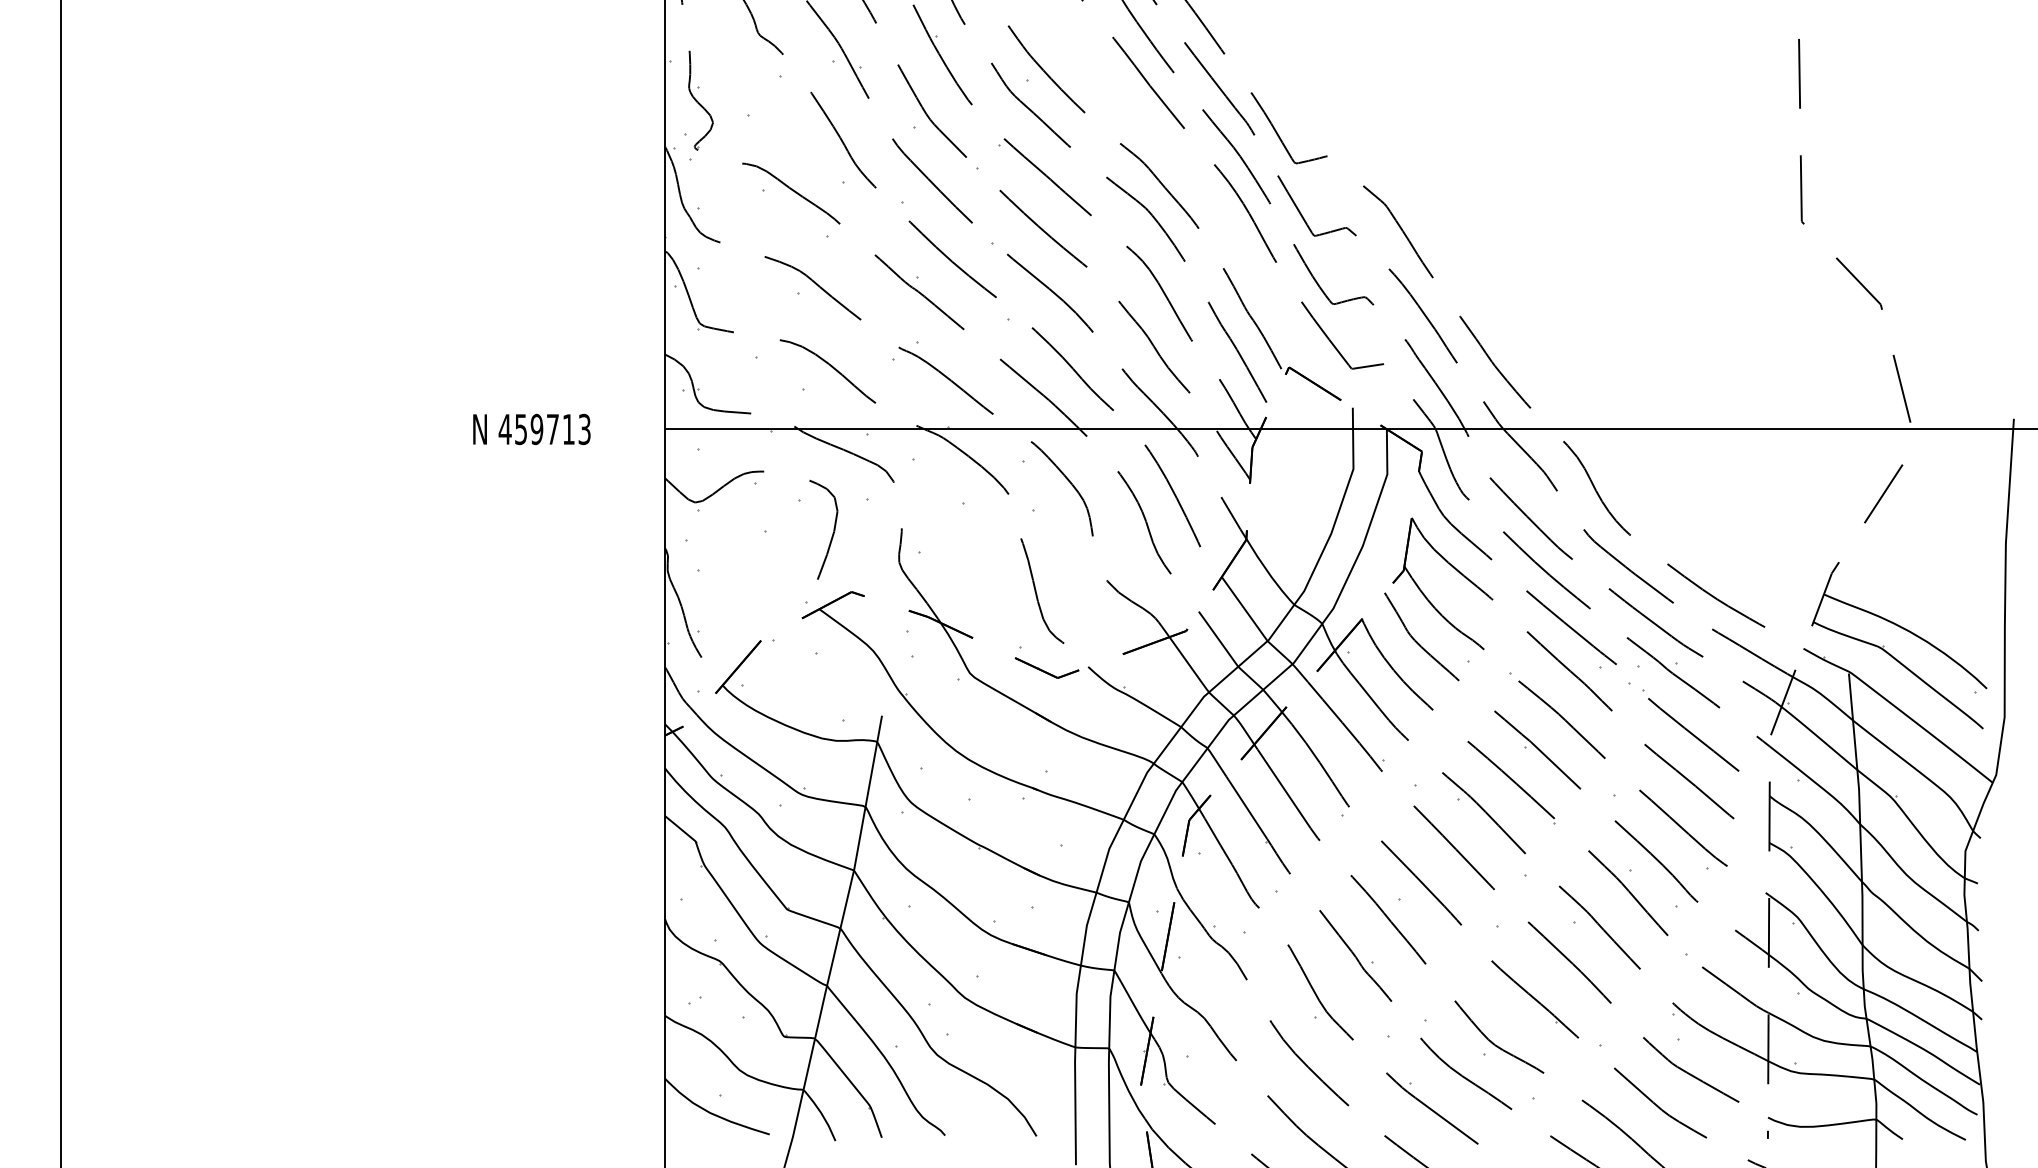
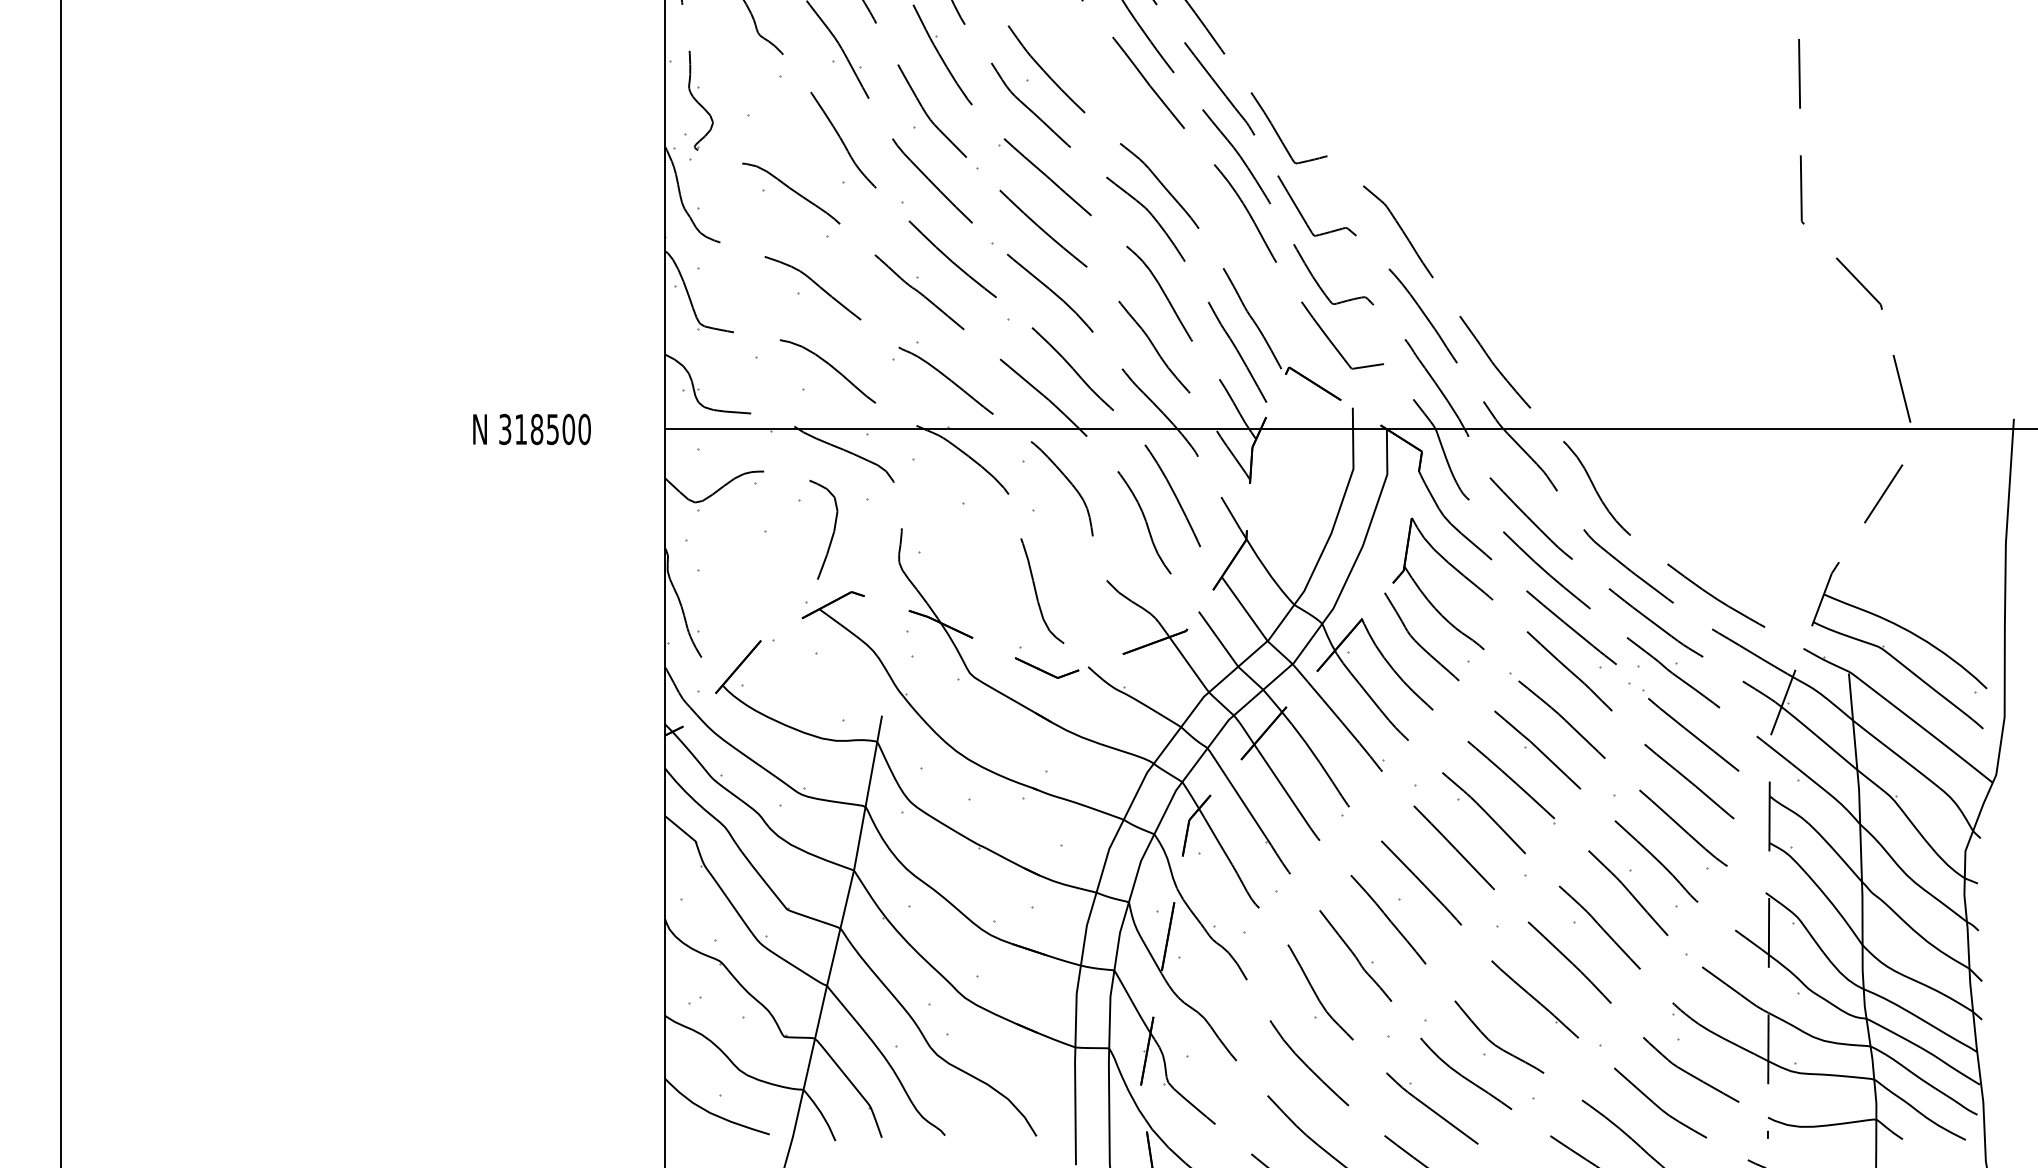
text: 459713 -> 318500 (544, 429)
